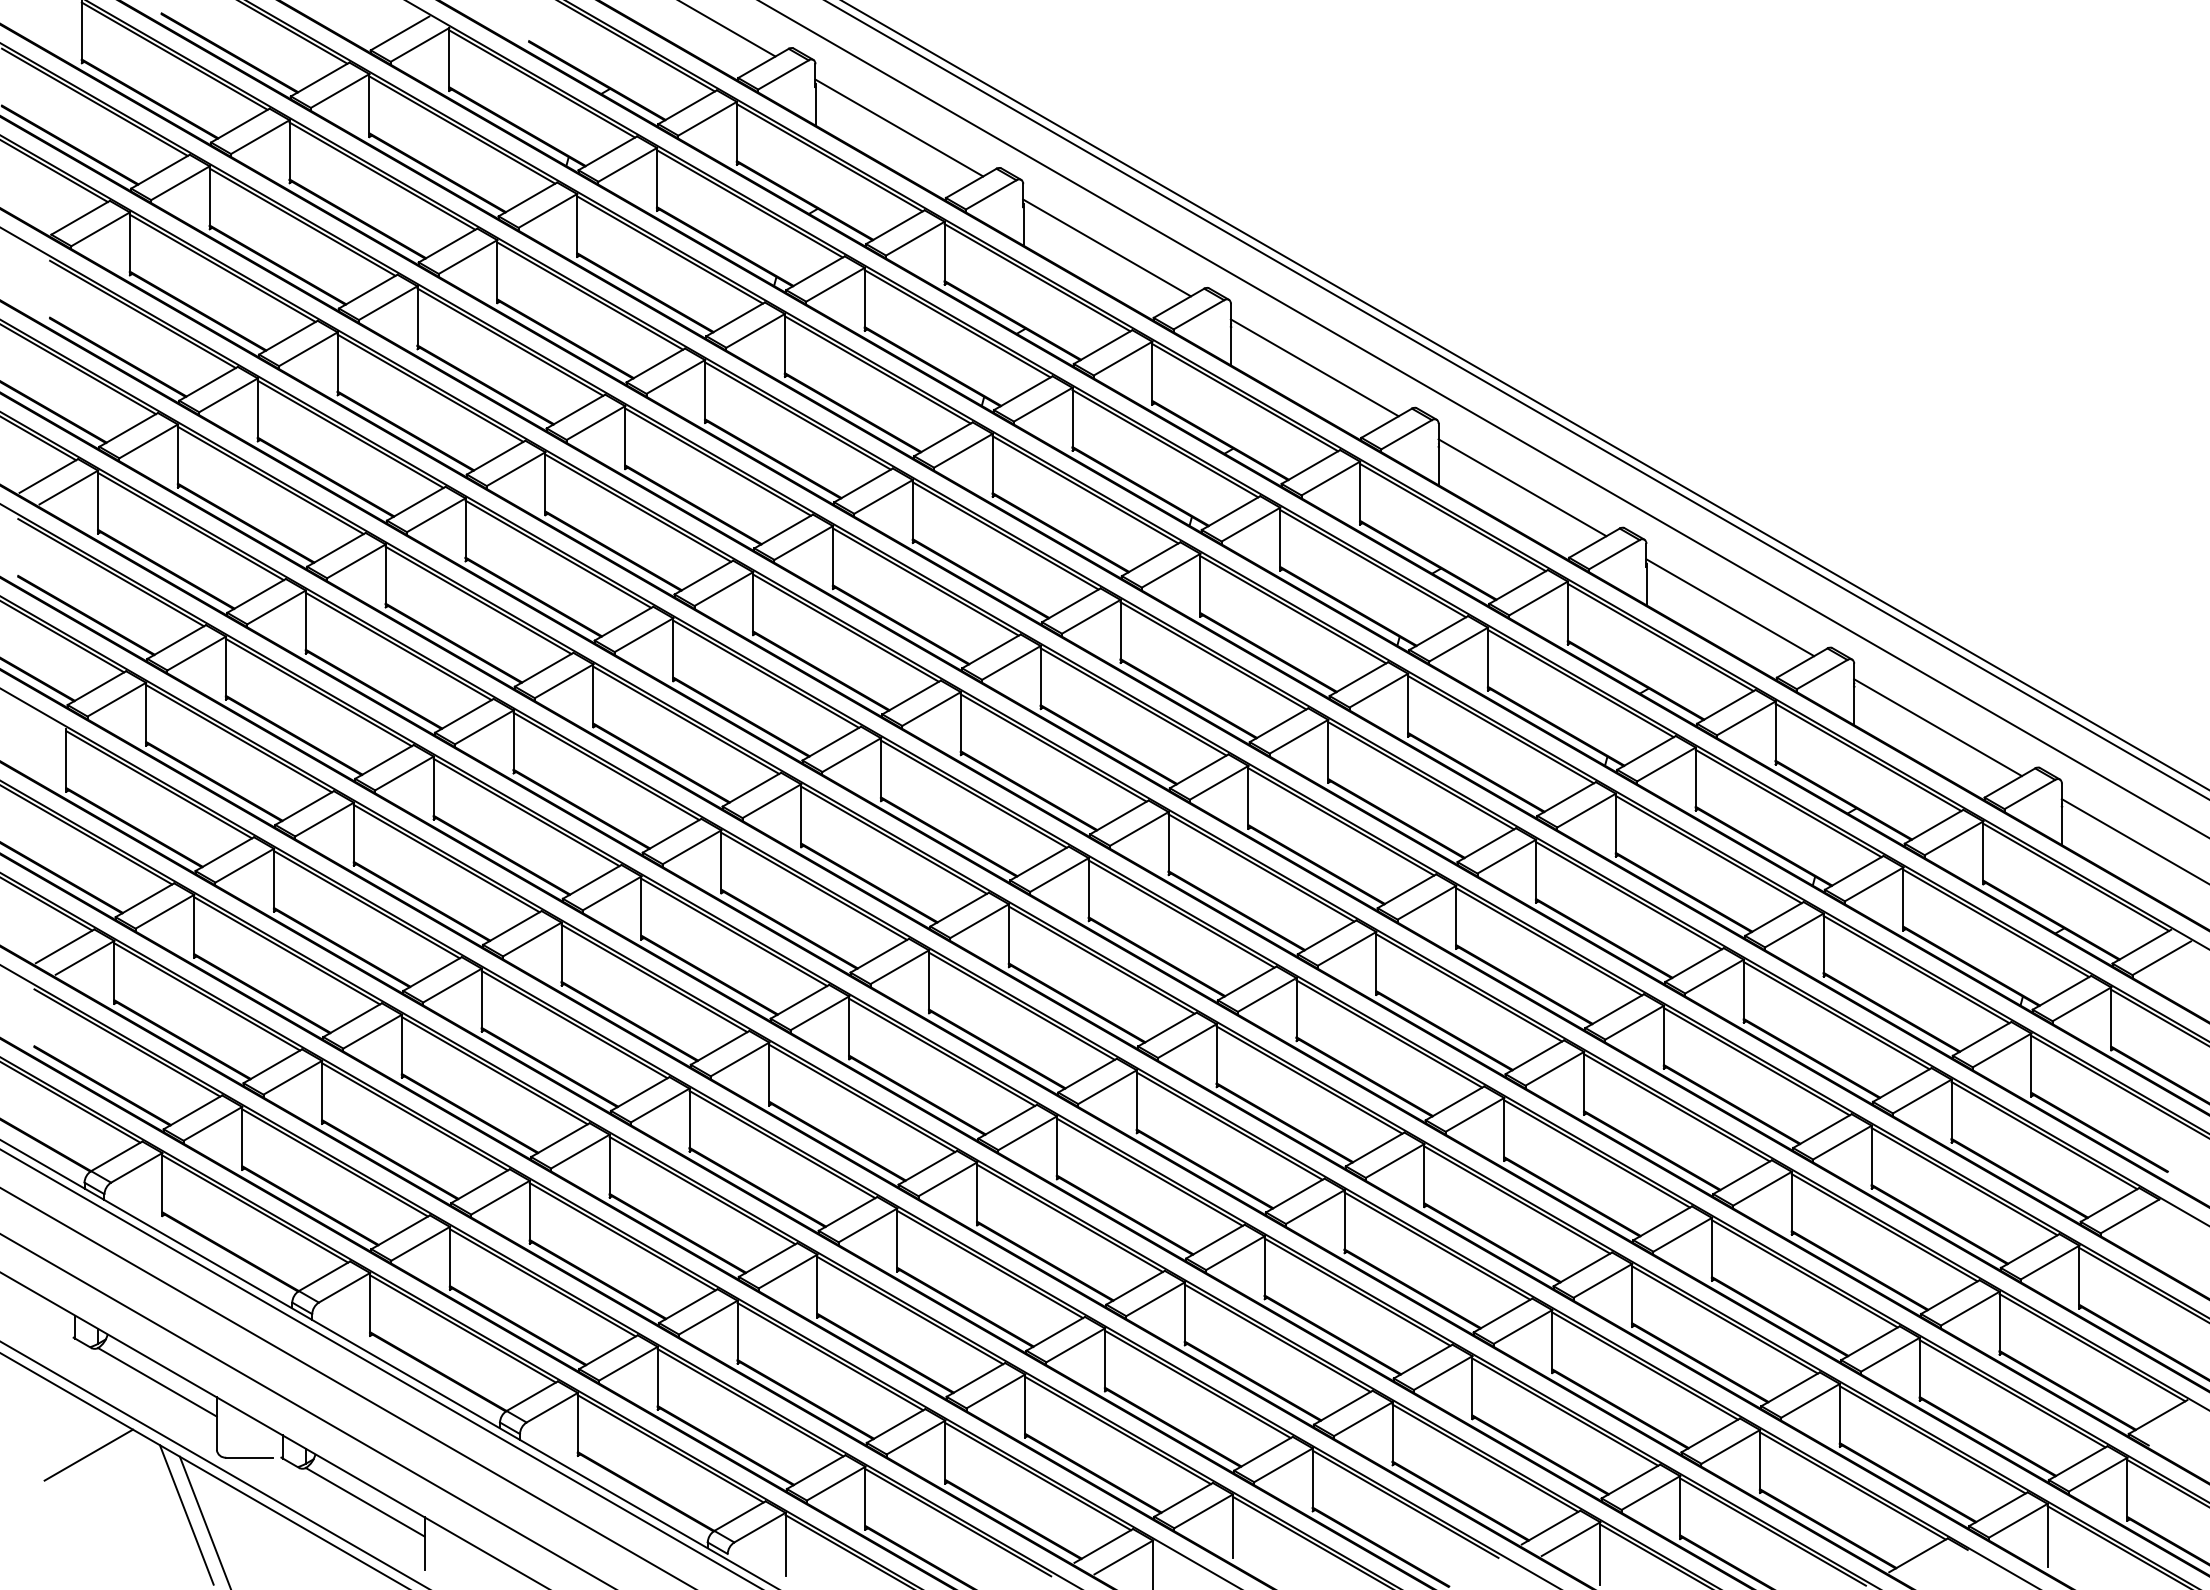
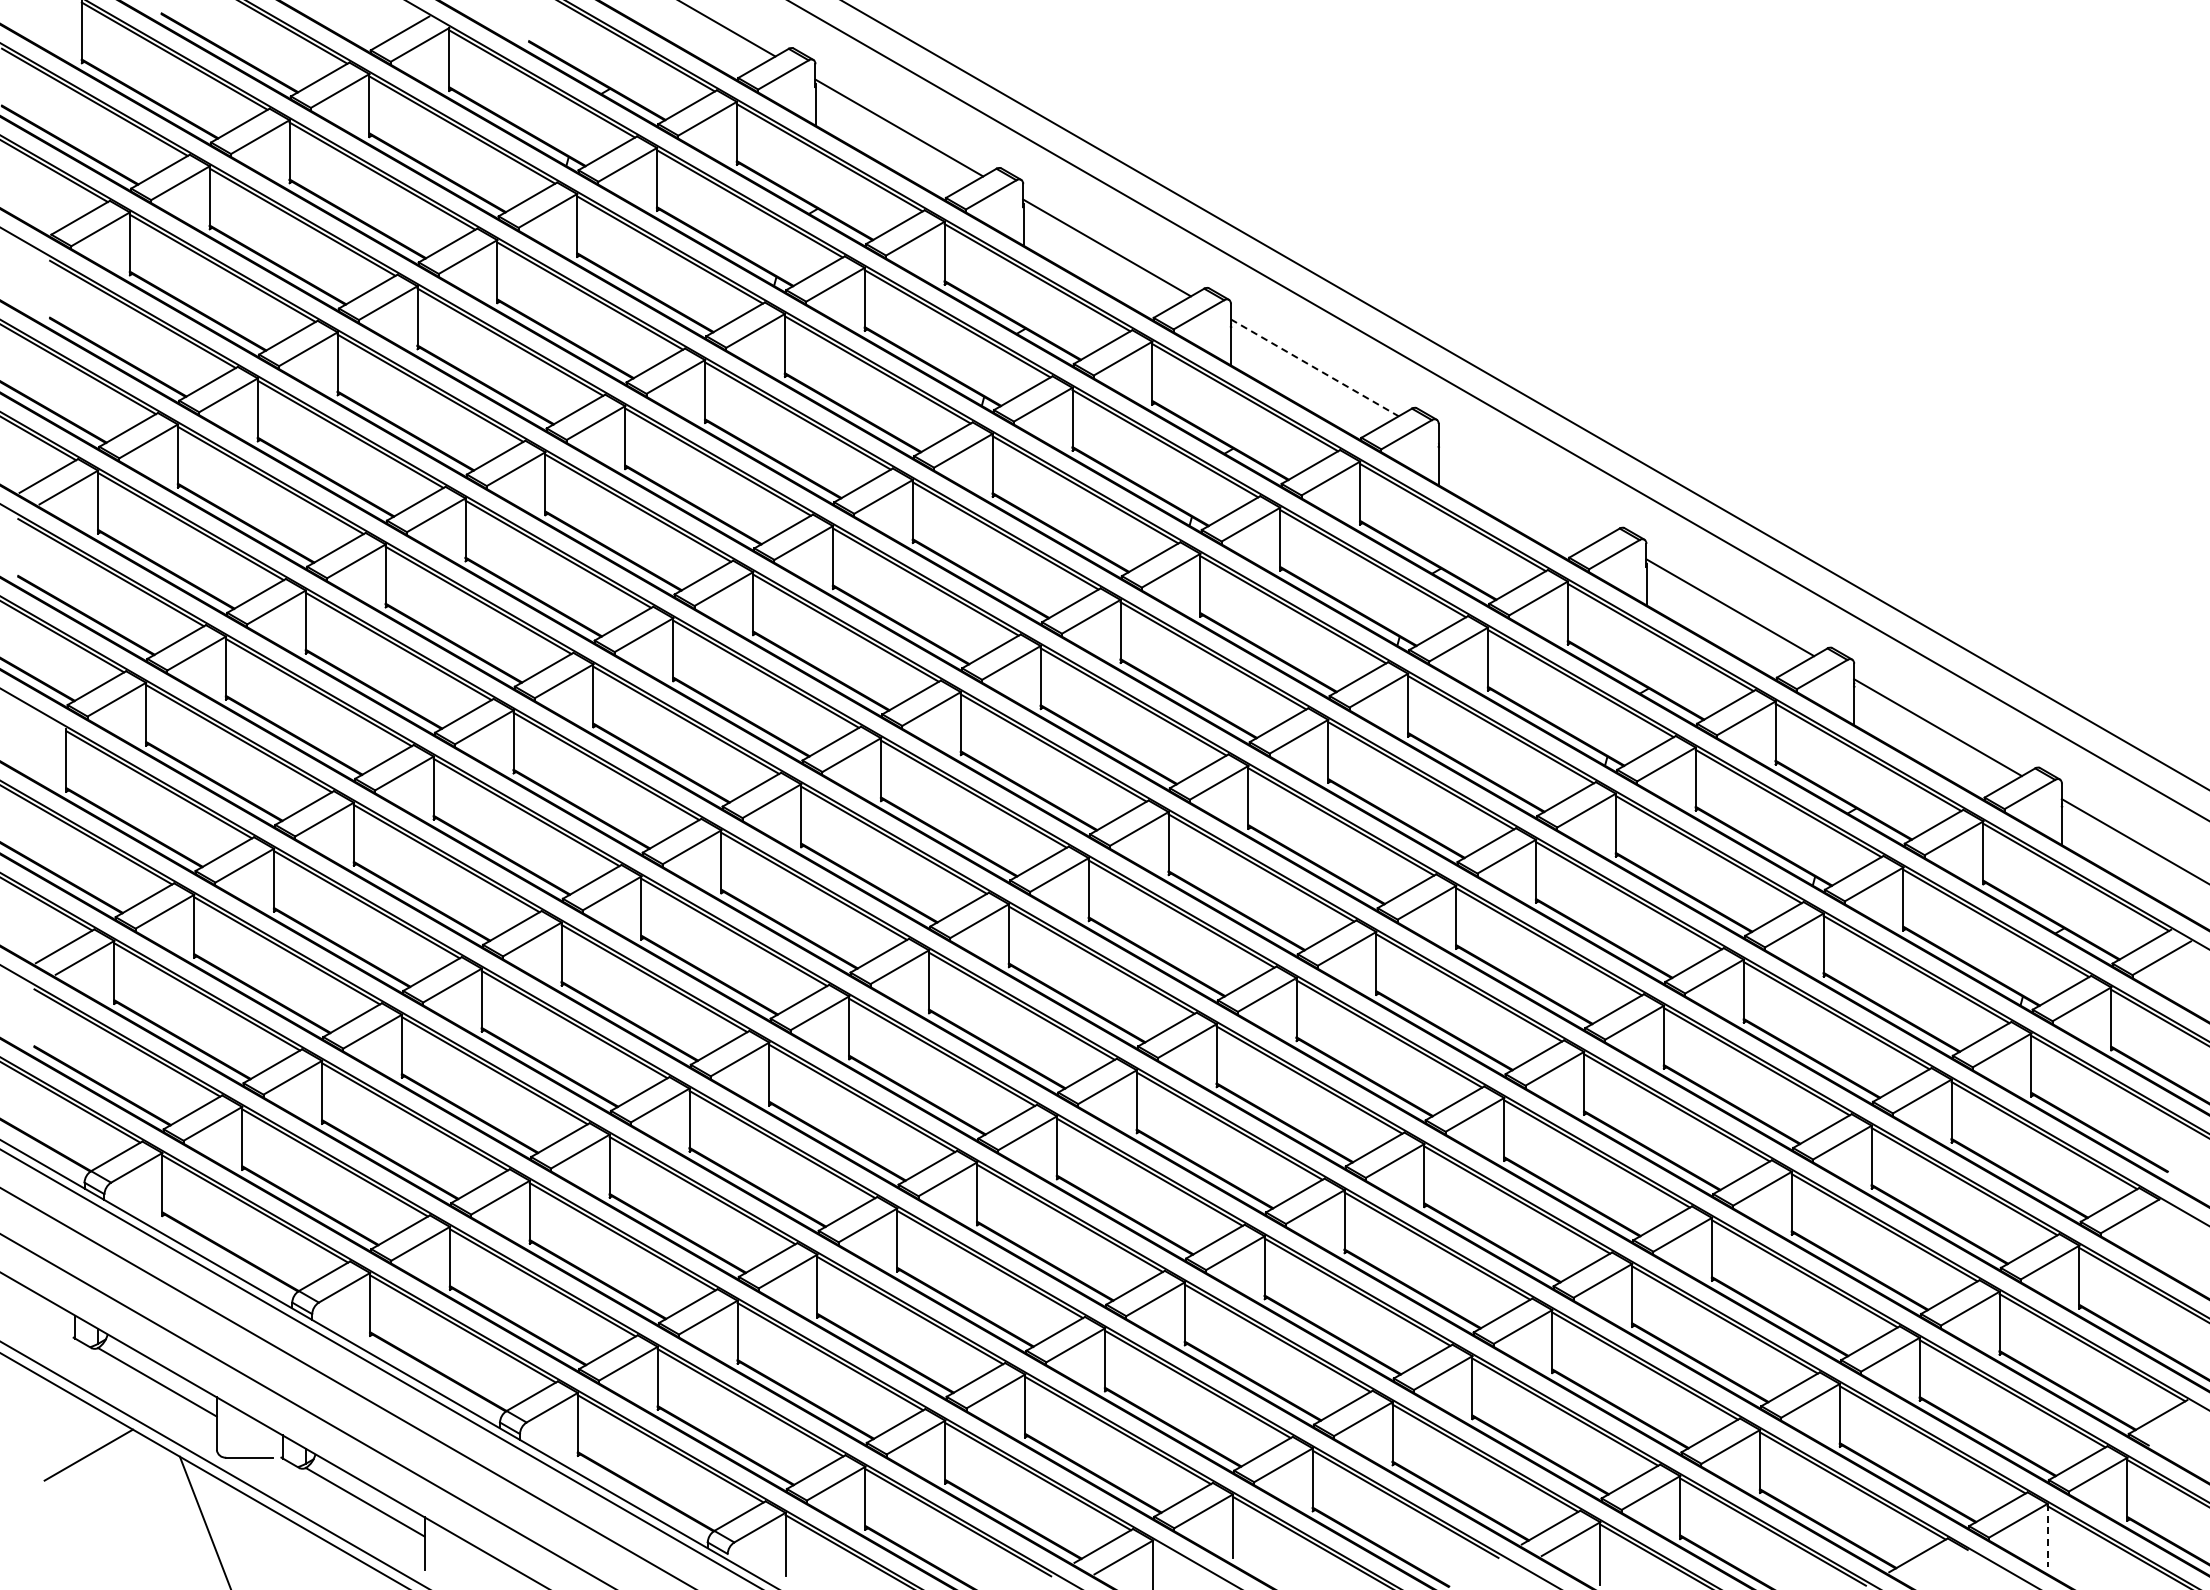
line: solid -> dashed (1314, 367)
line: present -> none (1516, 400)
line position: (1483, 419) -> (1498, 410) (1498, 410)
line: present -> none (1522, 487)
line: present -> none (186, 1514)
line: solid -> dashed (2047, 1535)
